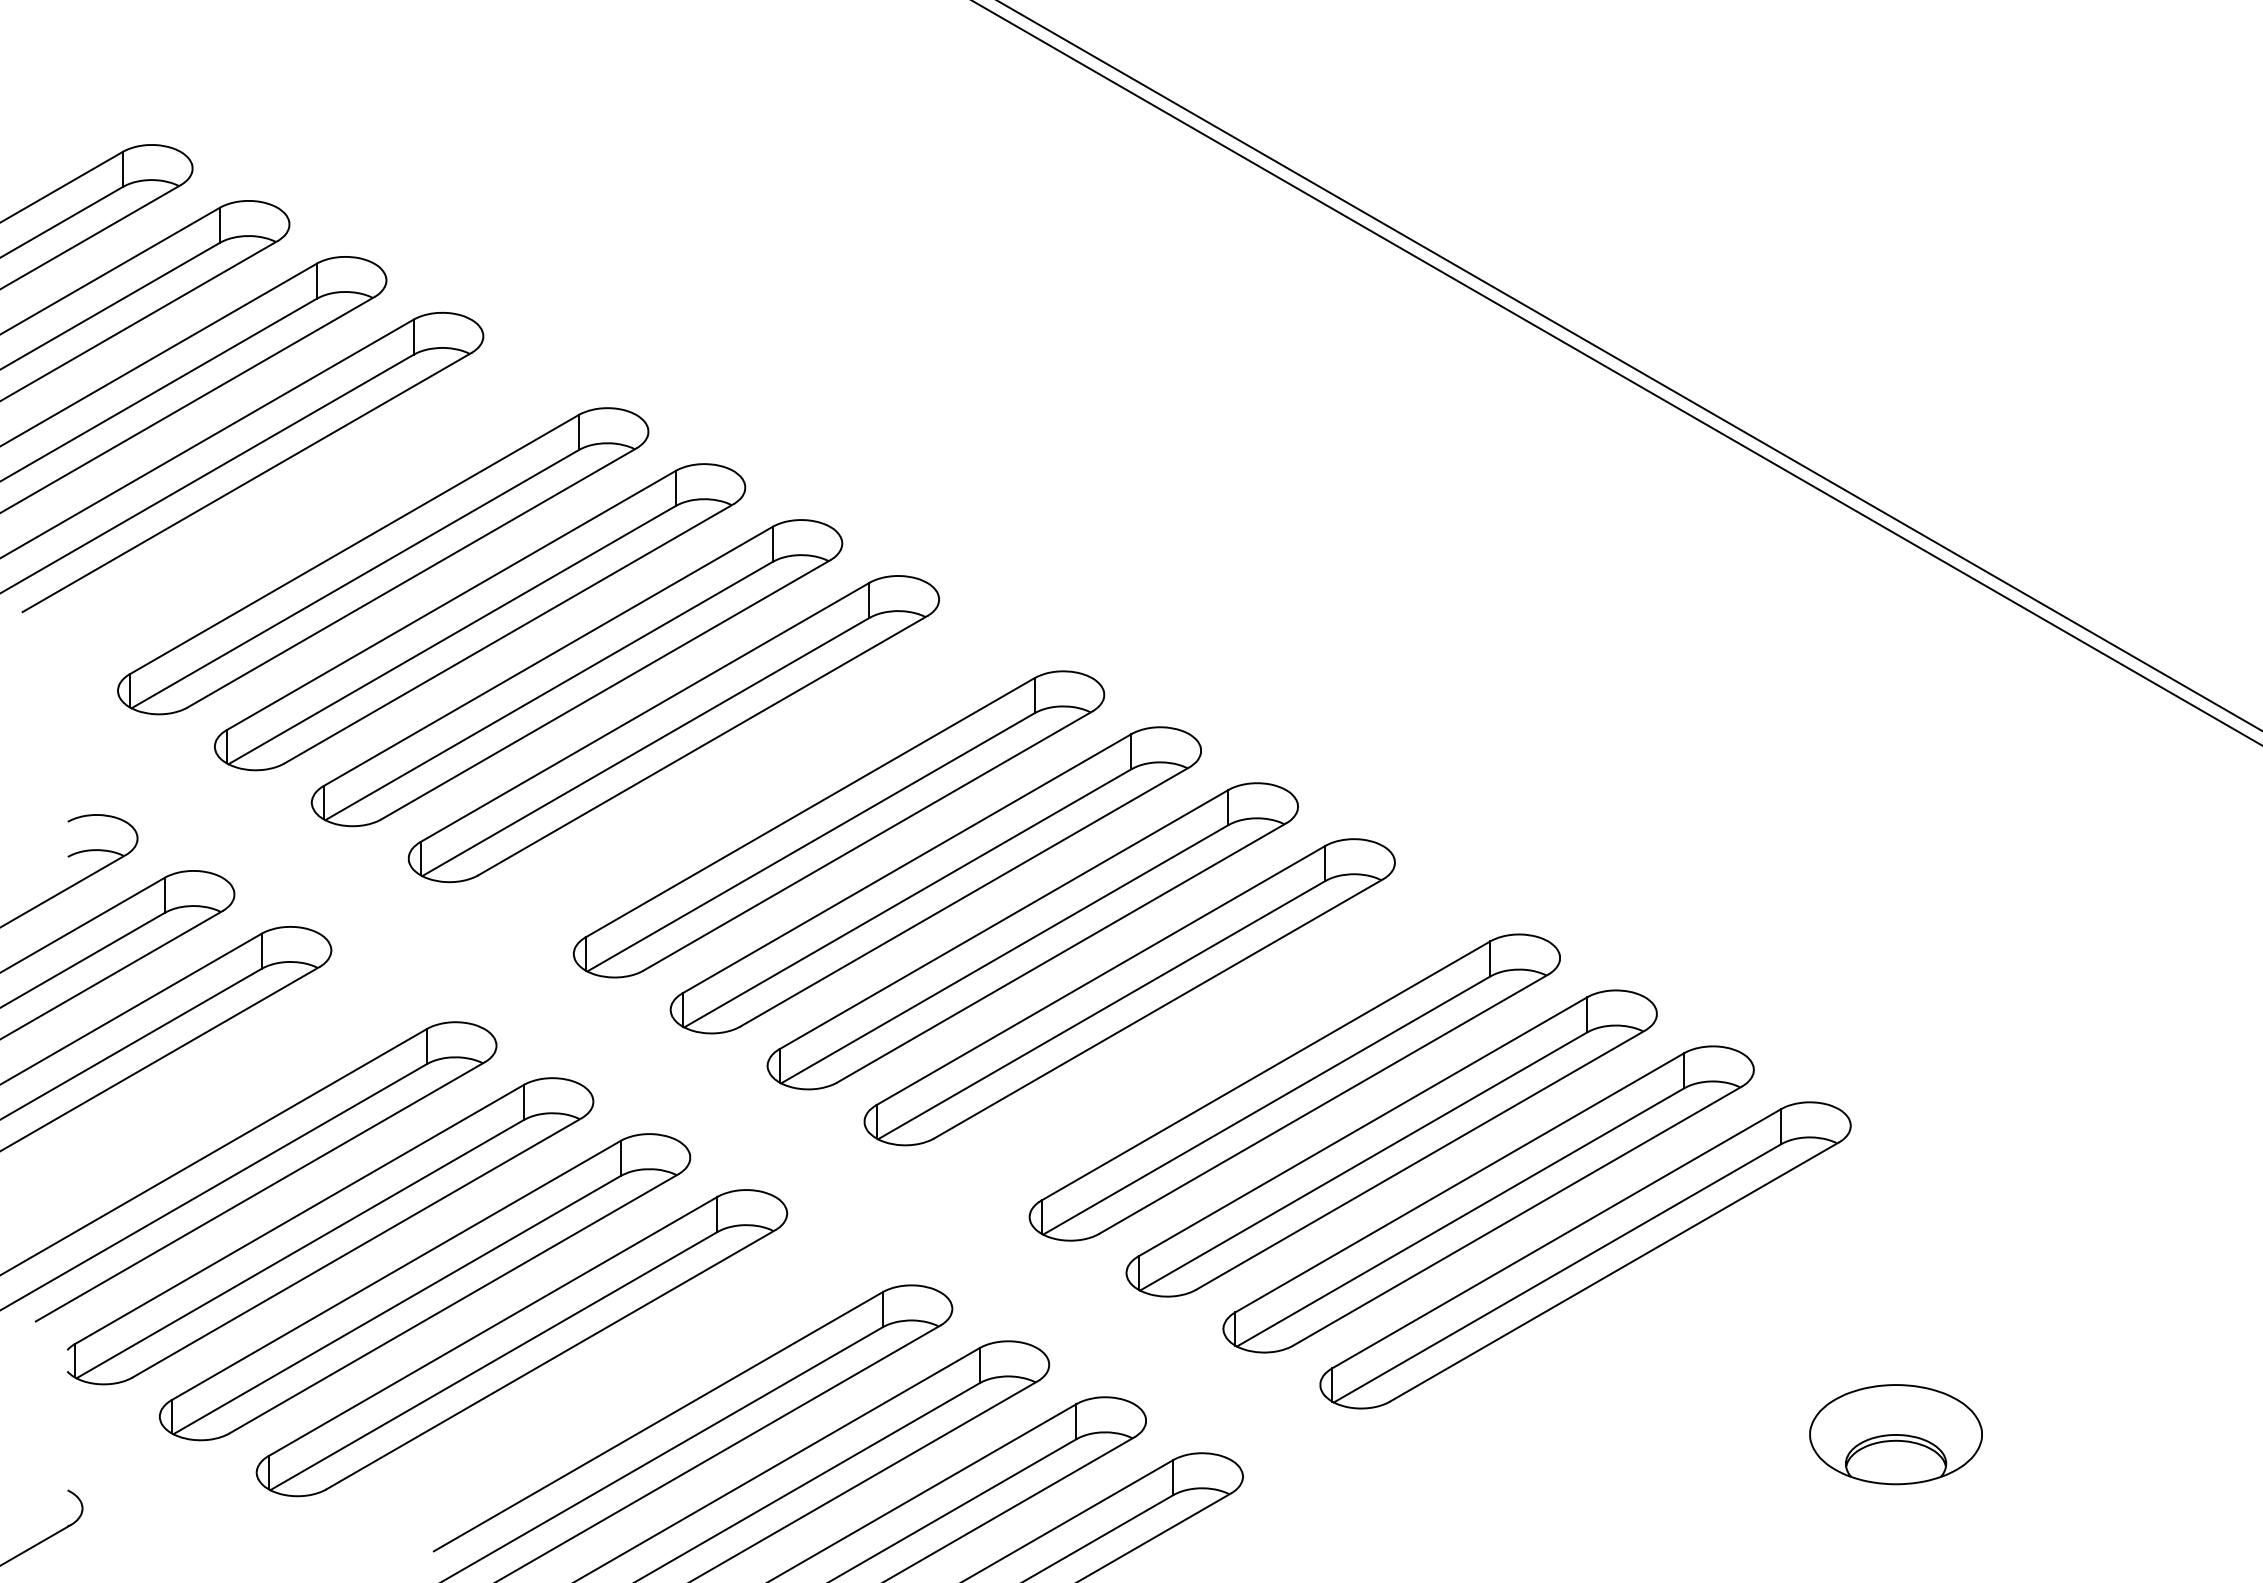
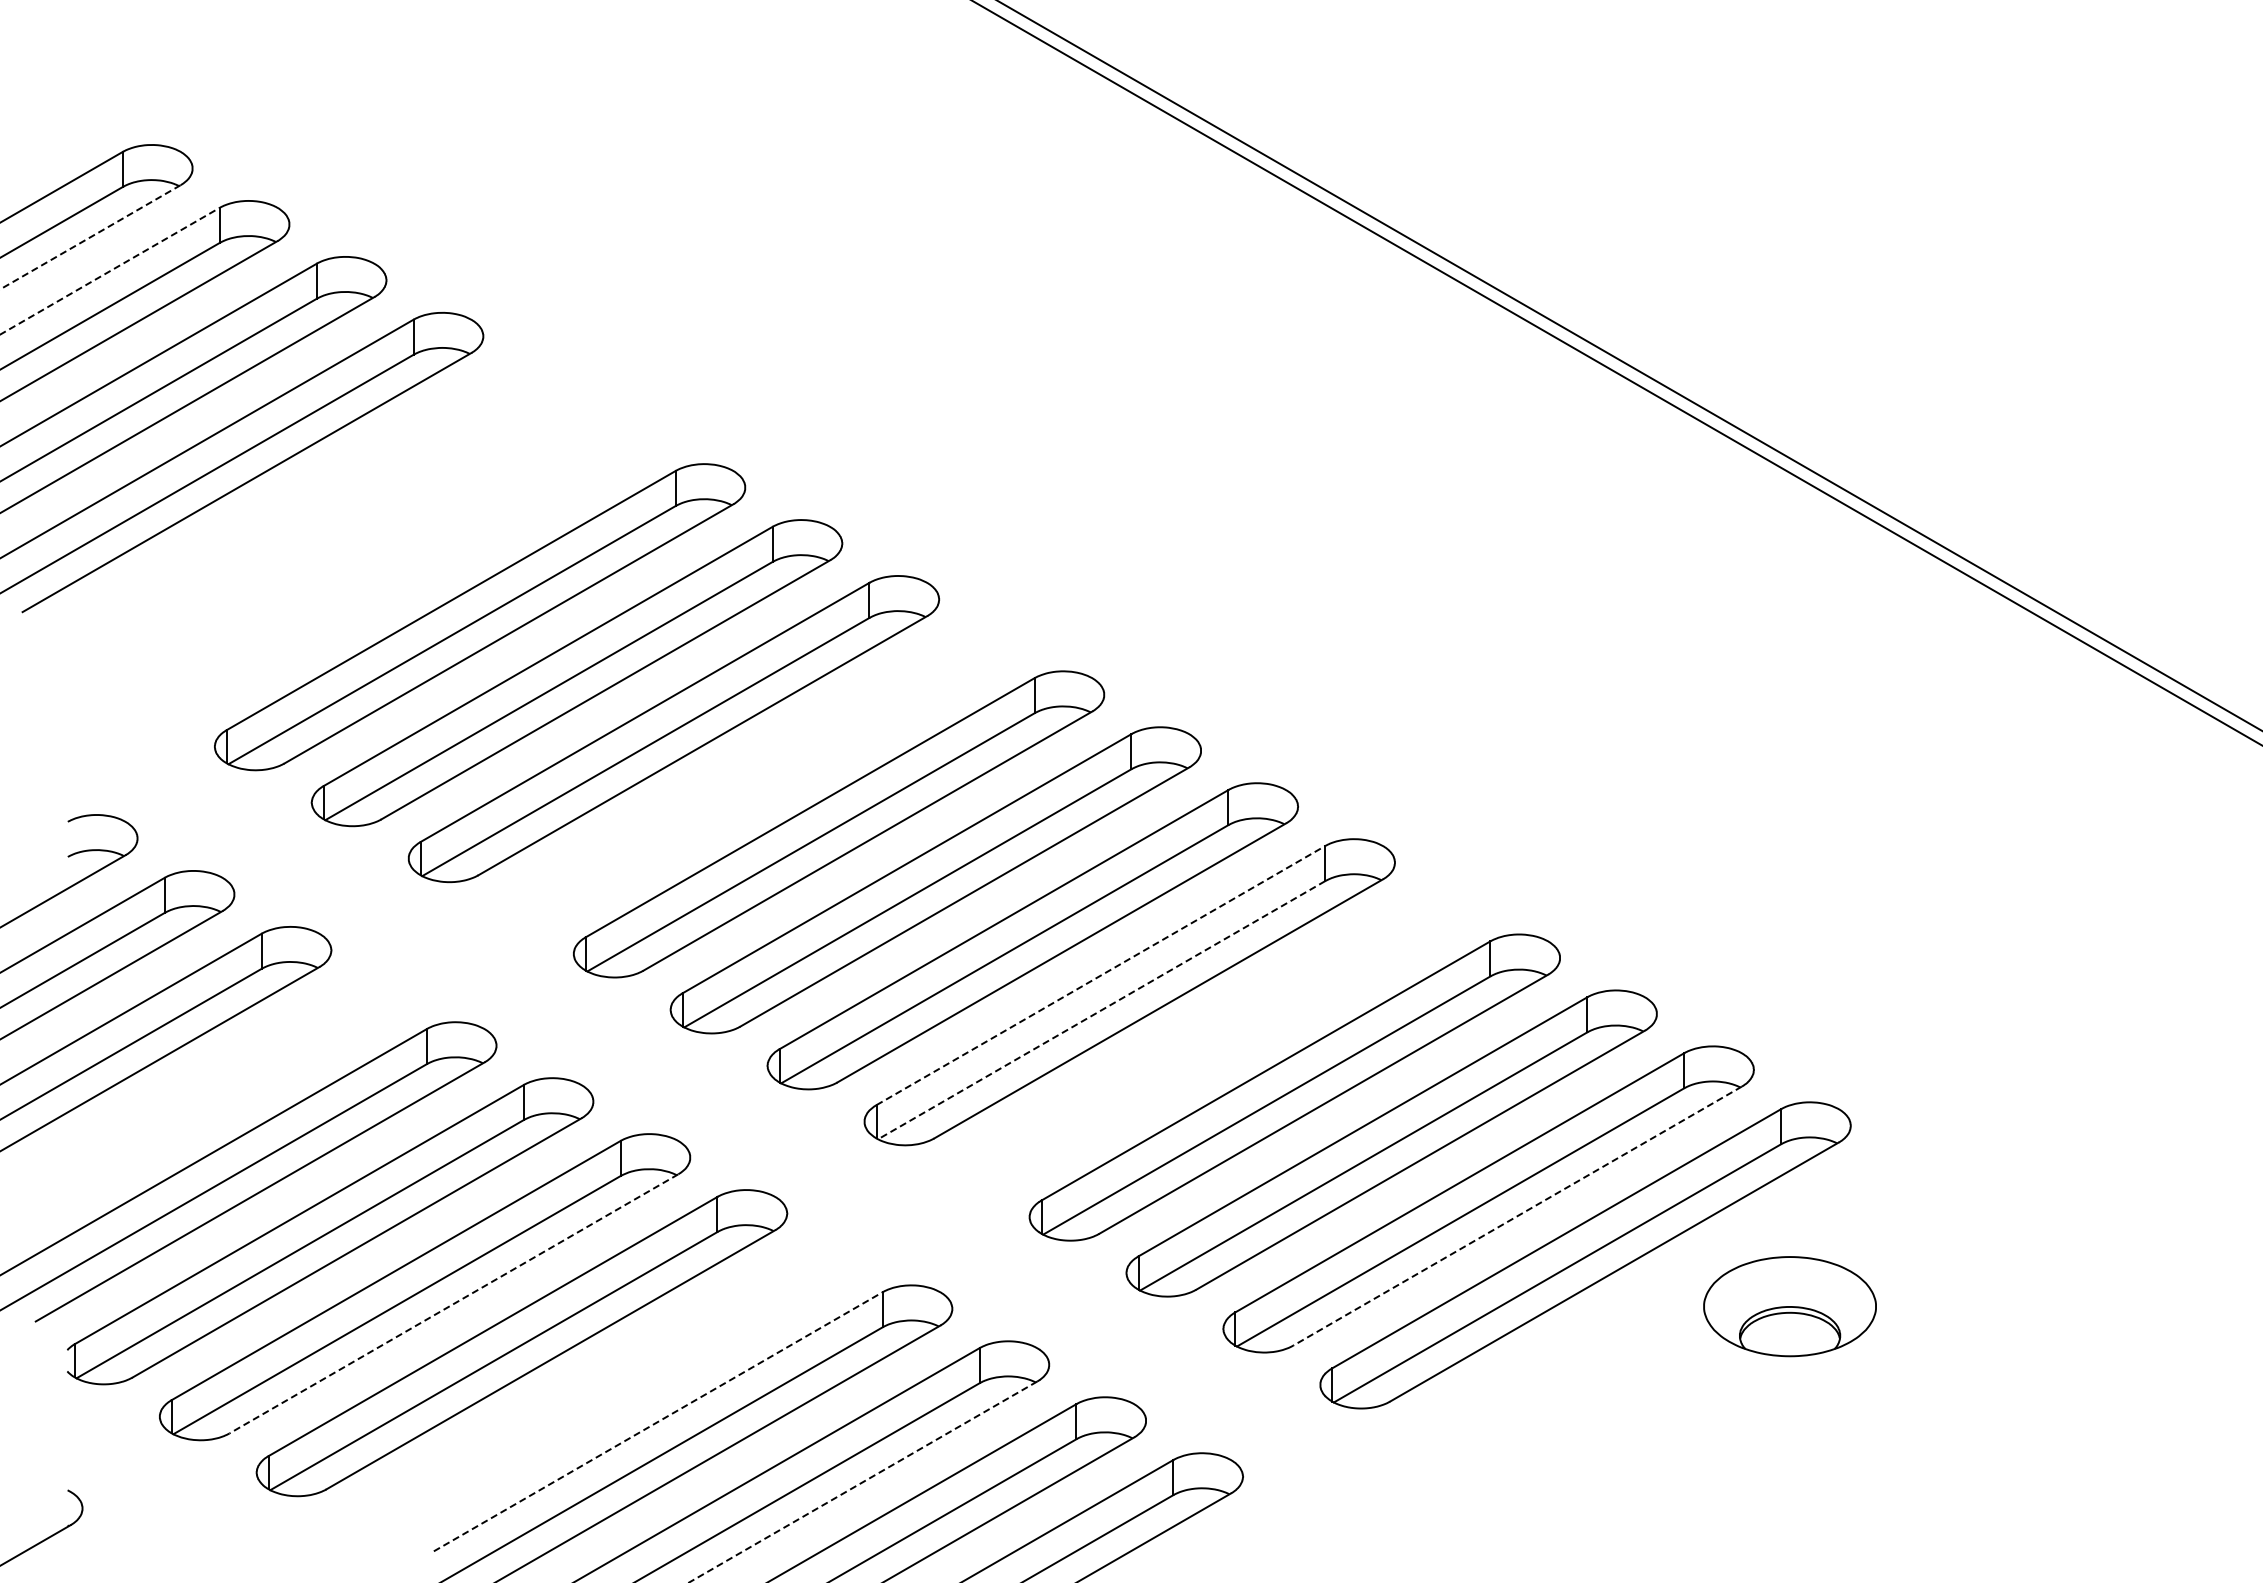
line: solid -> dashed (90, 237)
line: solid -> dashed (110, 271)
part: present -> none (383, 561)
line: solid -> dashed (1101, 975)
line: solid -> dashed (1101, 1010)
line: solid -> dashed (1517, 1216)
line: solid -> dashed (453, 1304)
line: solid -> dashed (658, 1421)
part position: (1895, 1434) -> (1789, 1306) (1789, 1306)
line: solid -> dashed (862, 1482)
